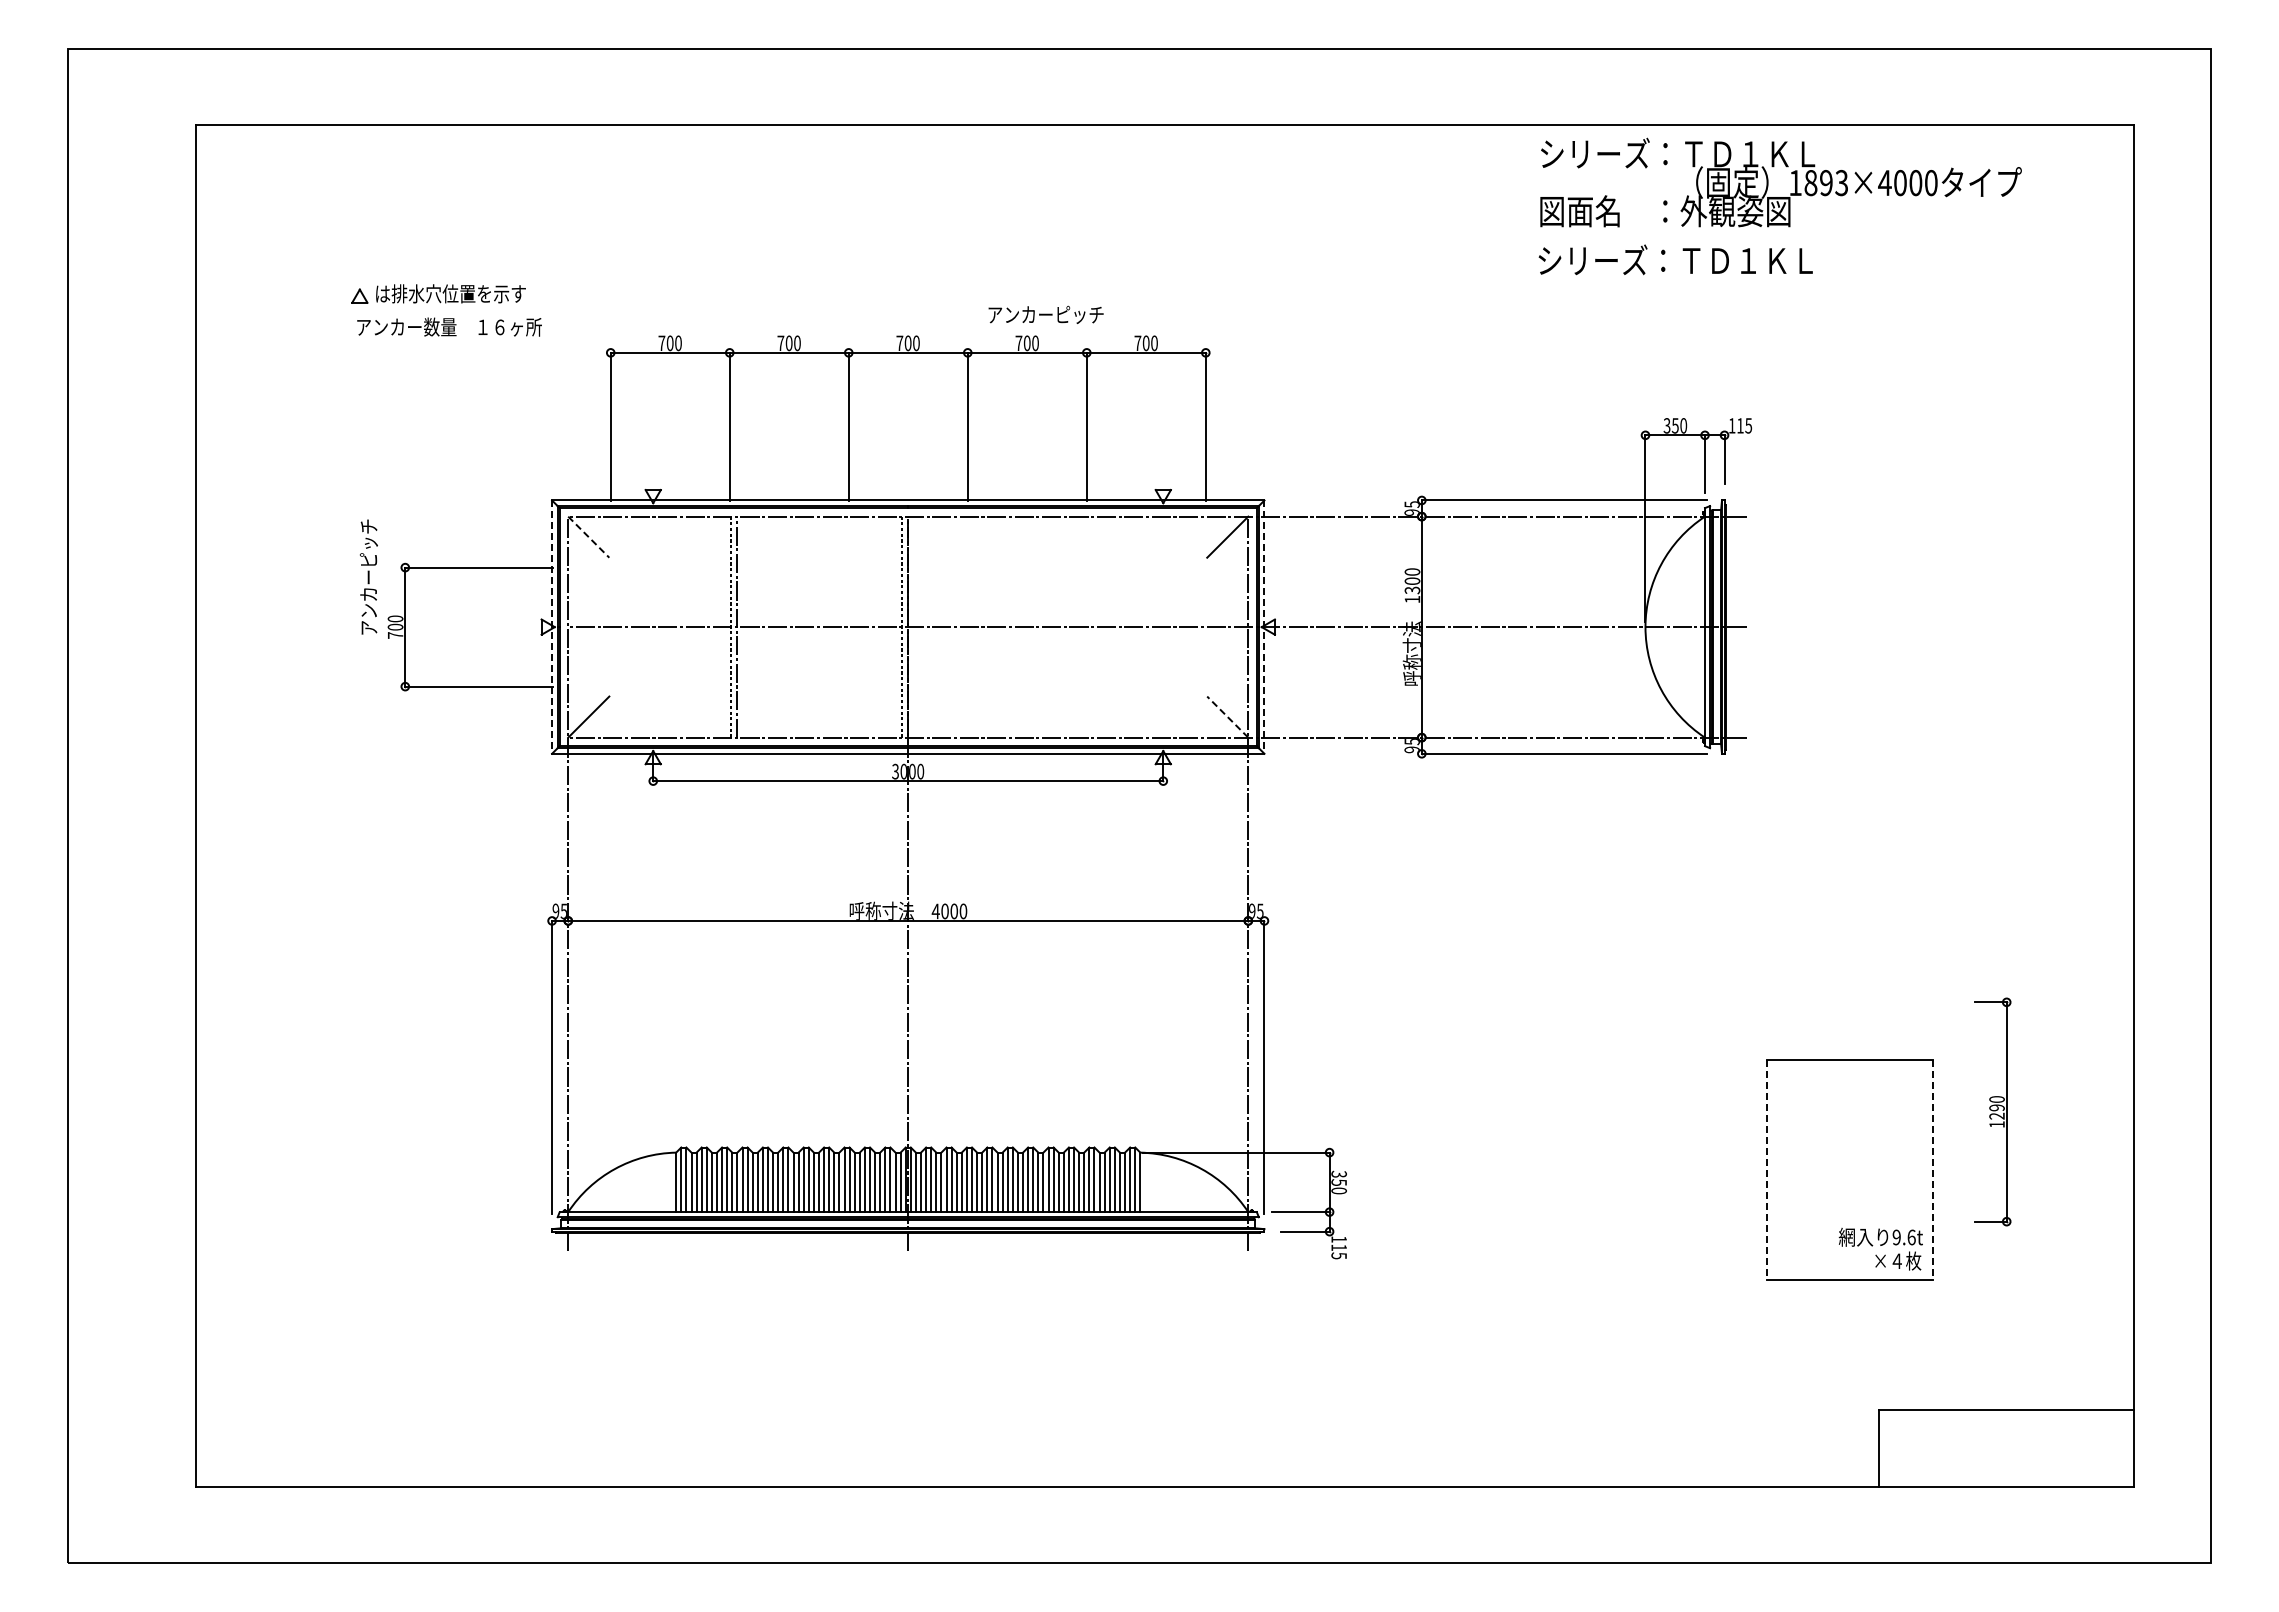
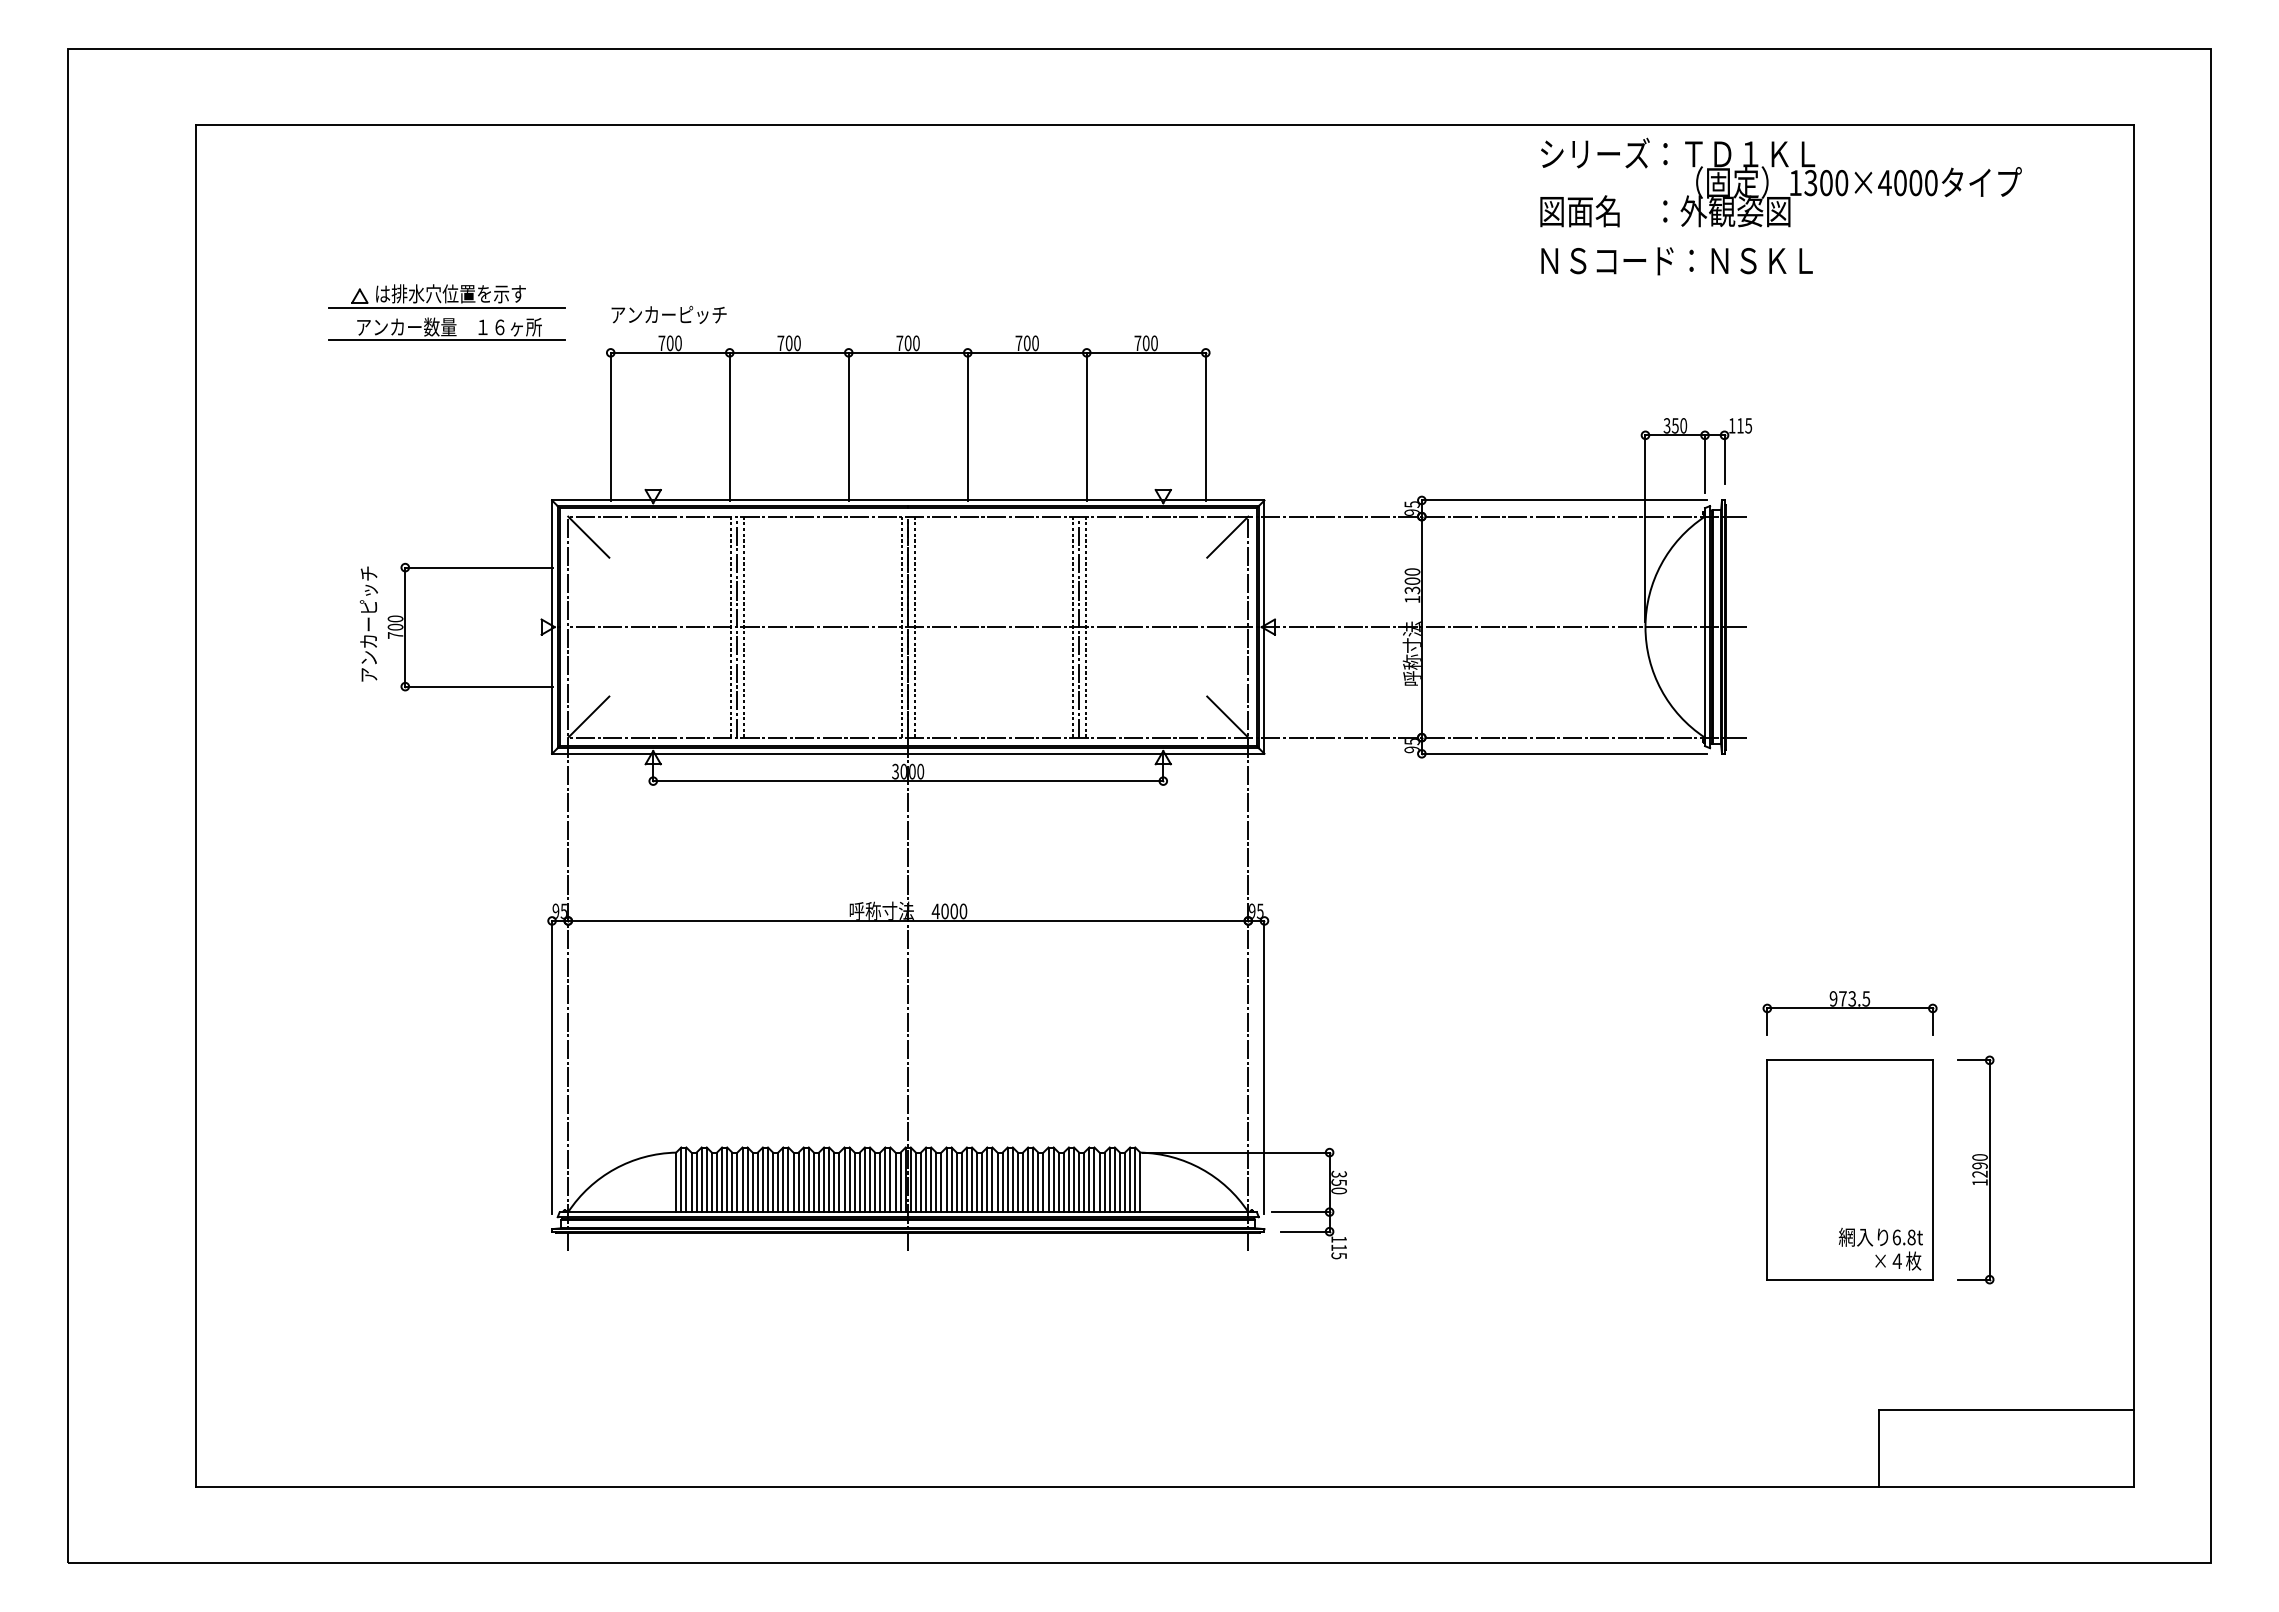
text: 1893×4000 -> 1300×4000 (1826, 182)
text: シリーズ：ＴＤ１ＫＬ -> ＮＳコード：ＮＳＫＬ (1647, 259)
line: none -> present (447, 307)
text position: (1045, 314) -> (668, 314) (668, 314)
line: none -> present (447, 339)
line: dashed -> solid (589, 537)
text position: (368, 576) -> (368, 623) (368, 623)
line: none -> present (743, 626)
line: none -> present (914, 626)
line: none -> present (1072, 626)
line: none -> present (1079, 626)
line: none -> present (1085, 626)
line: dashed -> solid (552, 627)
line: dashed -> solid (1264, 627)
line: dashed -> solid (1227, 716)
part: none -> present (1849, 1013)
part position: (1992, 1111) -> (1975, 1169) (1975, 1169)
line: dashed -> solid (1767, 1170)
line: dashed -> solid (1932, 1170)
text: 9.6t -> 6.8t (1903, 1237)
